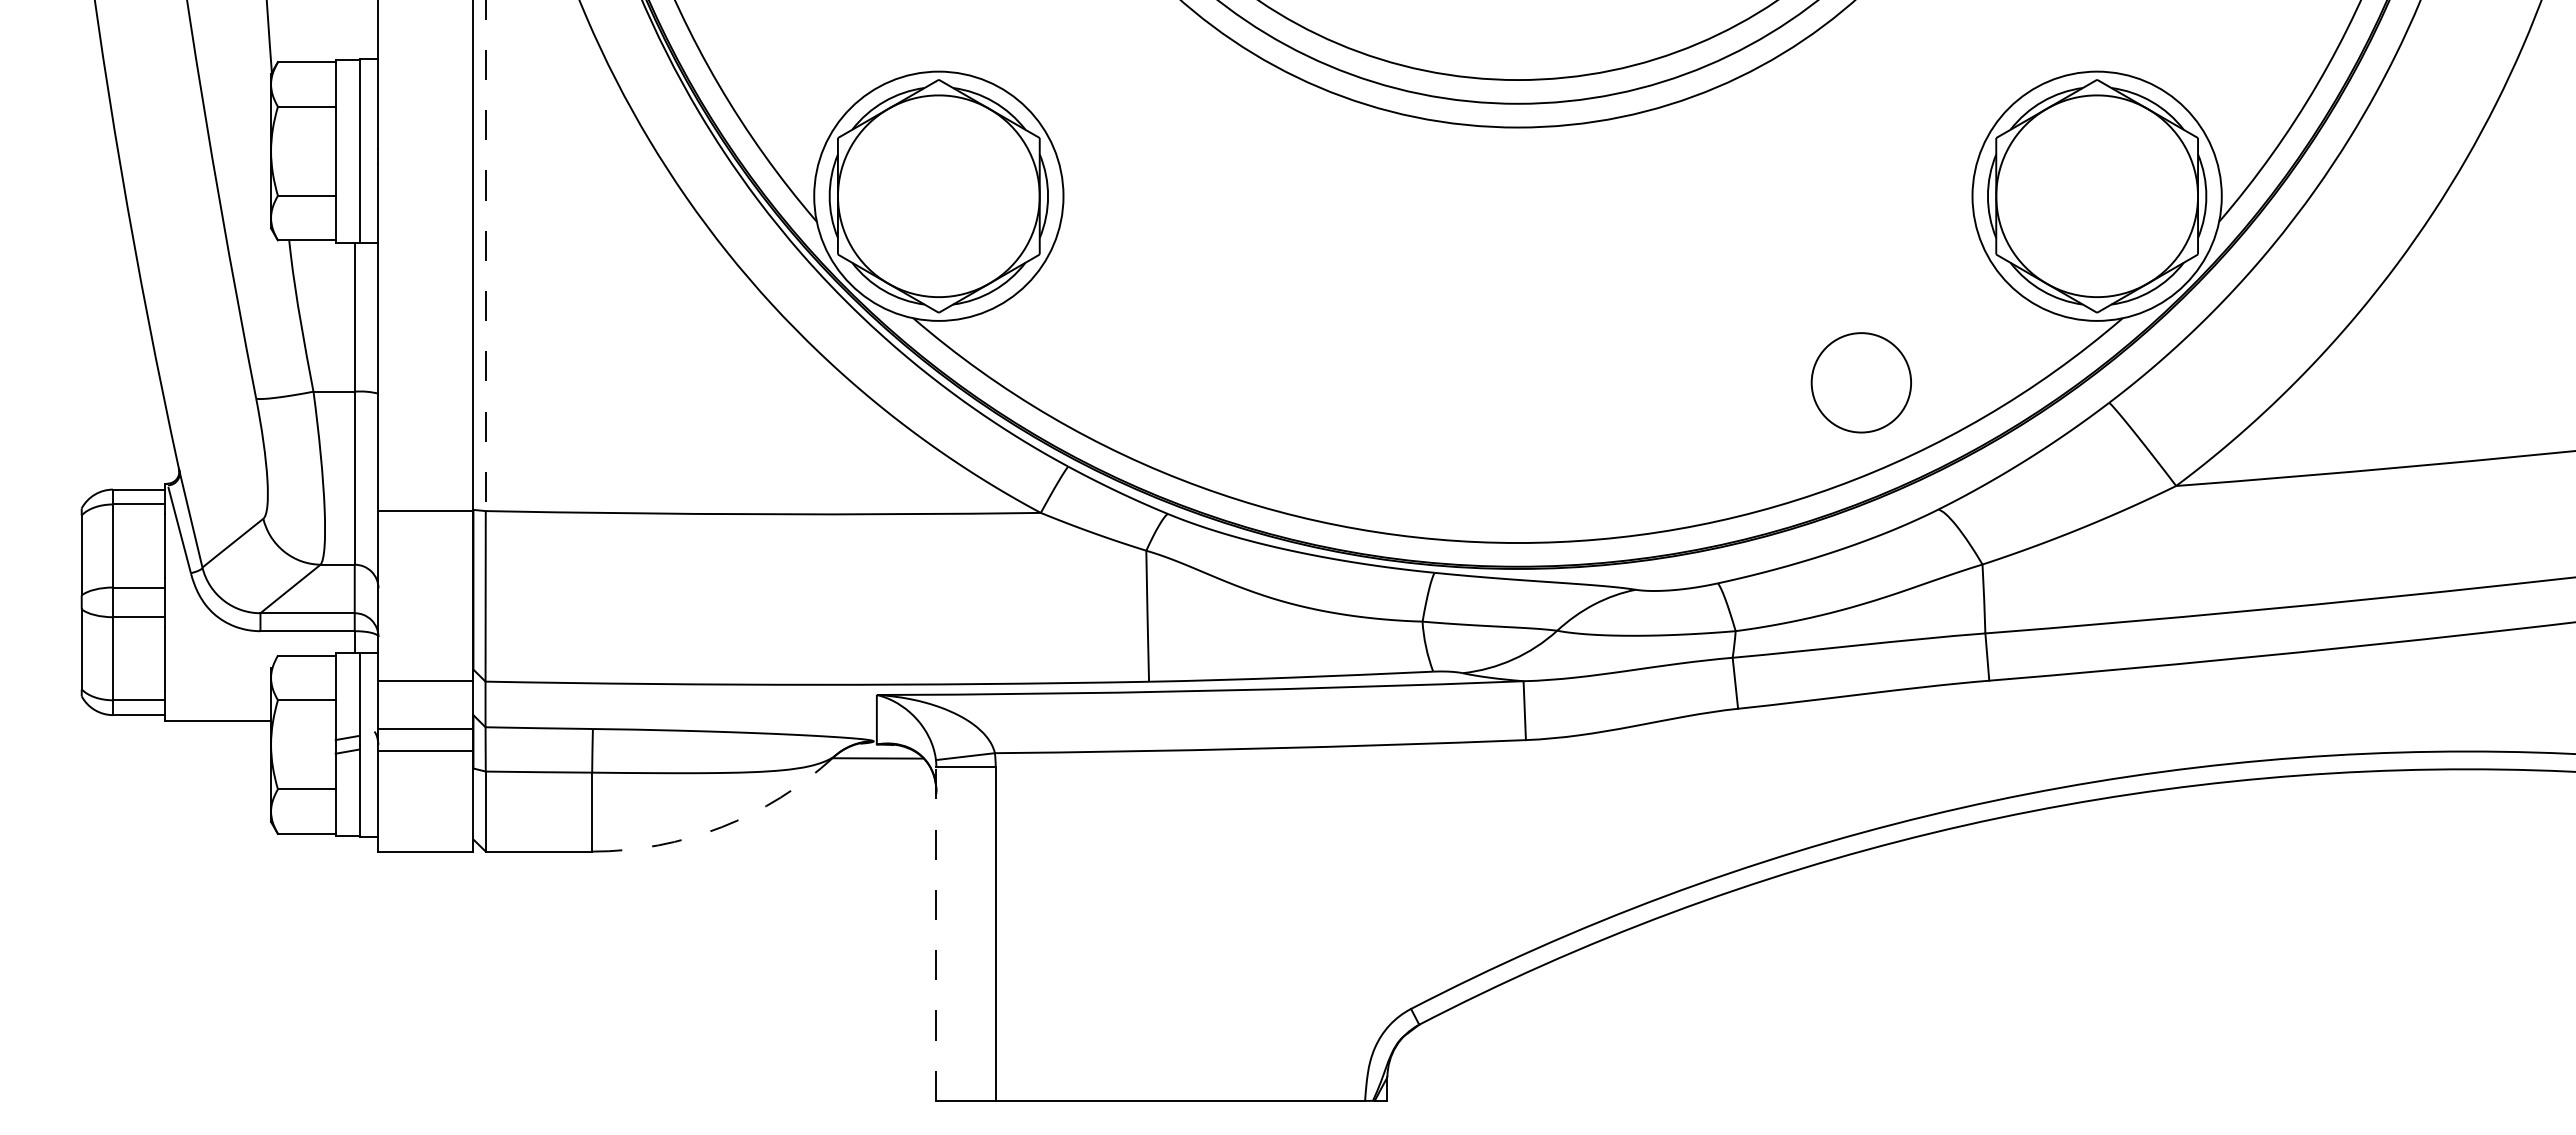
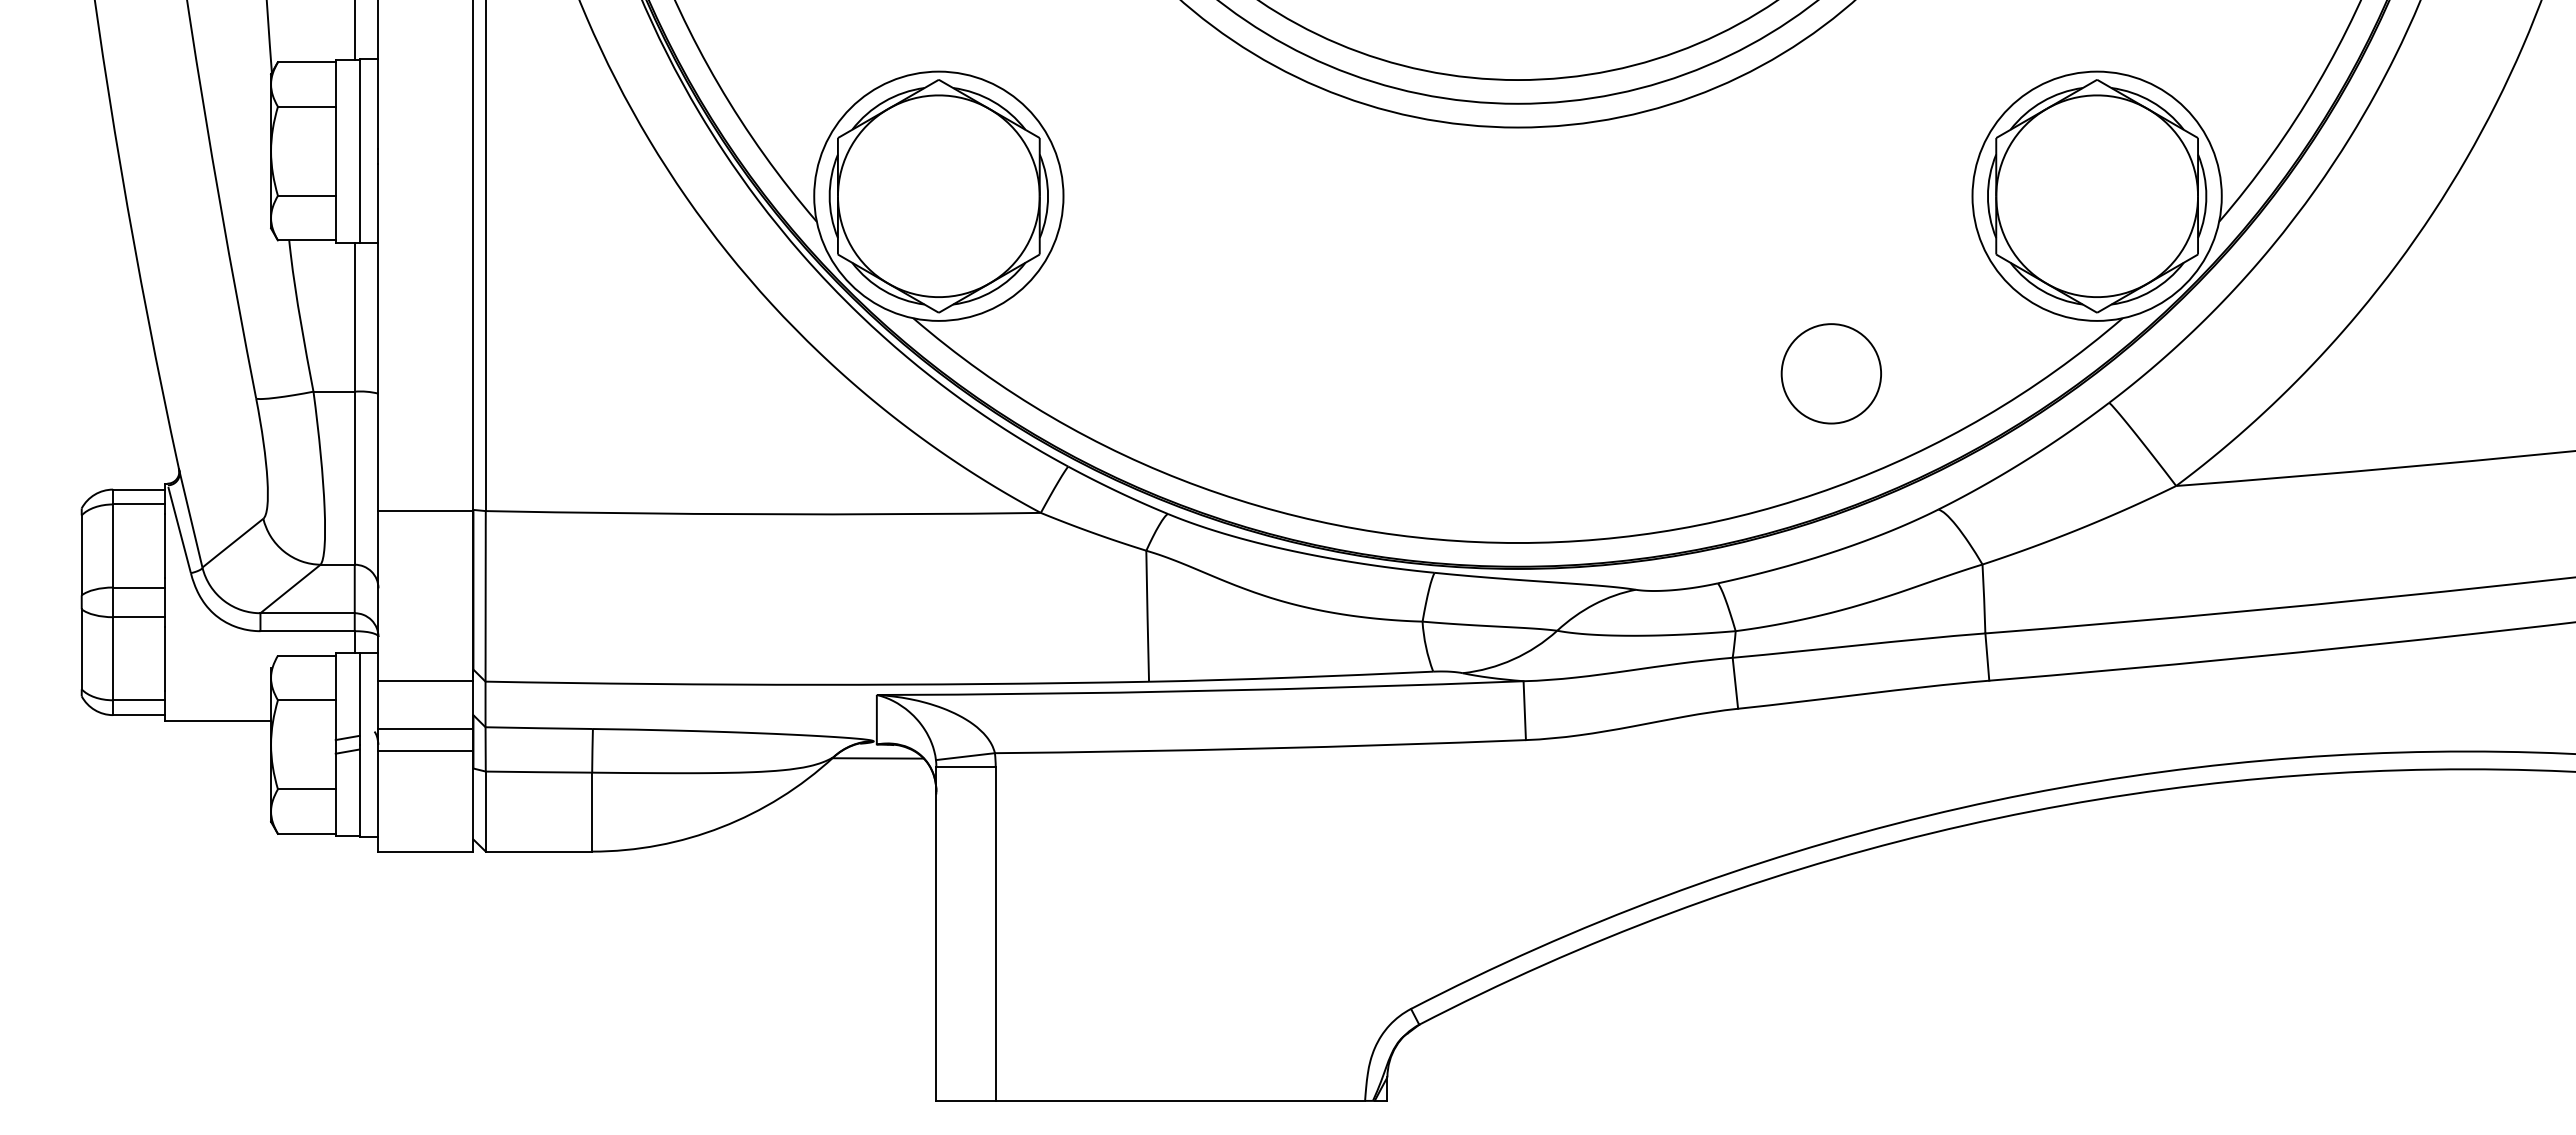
line: none -> present (354, 30)
line: dashed -> solid (485, 256)
circle position: (1860, 382) -> (1830, 373) (1830, 373)
arc: dashed -> solid (721, 827)
line: dashed -> solid (936, 934)
